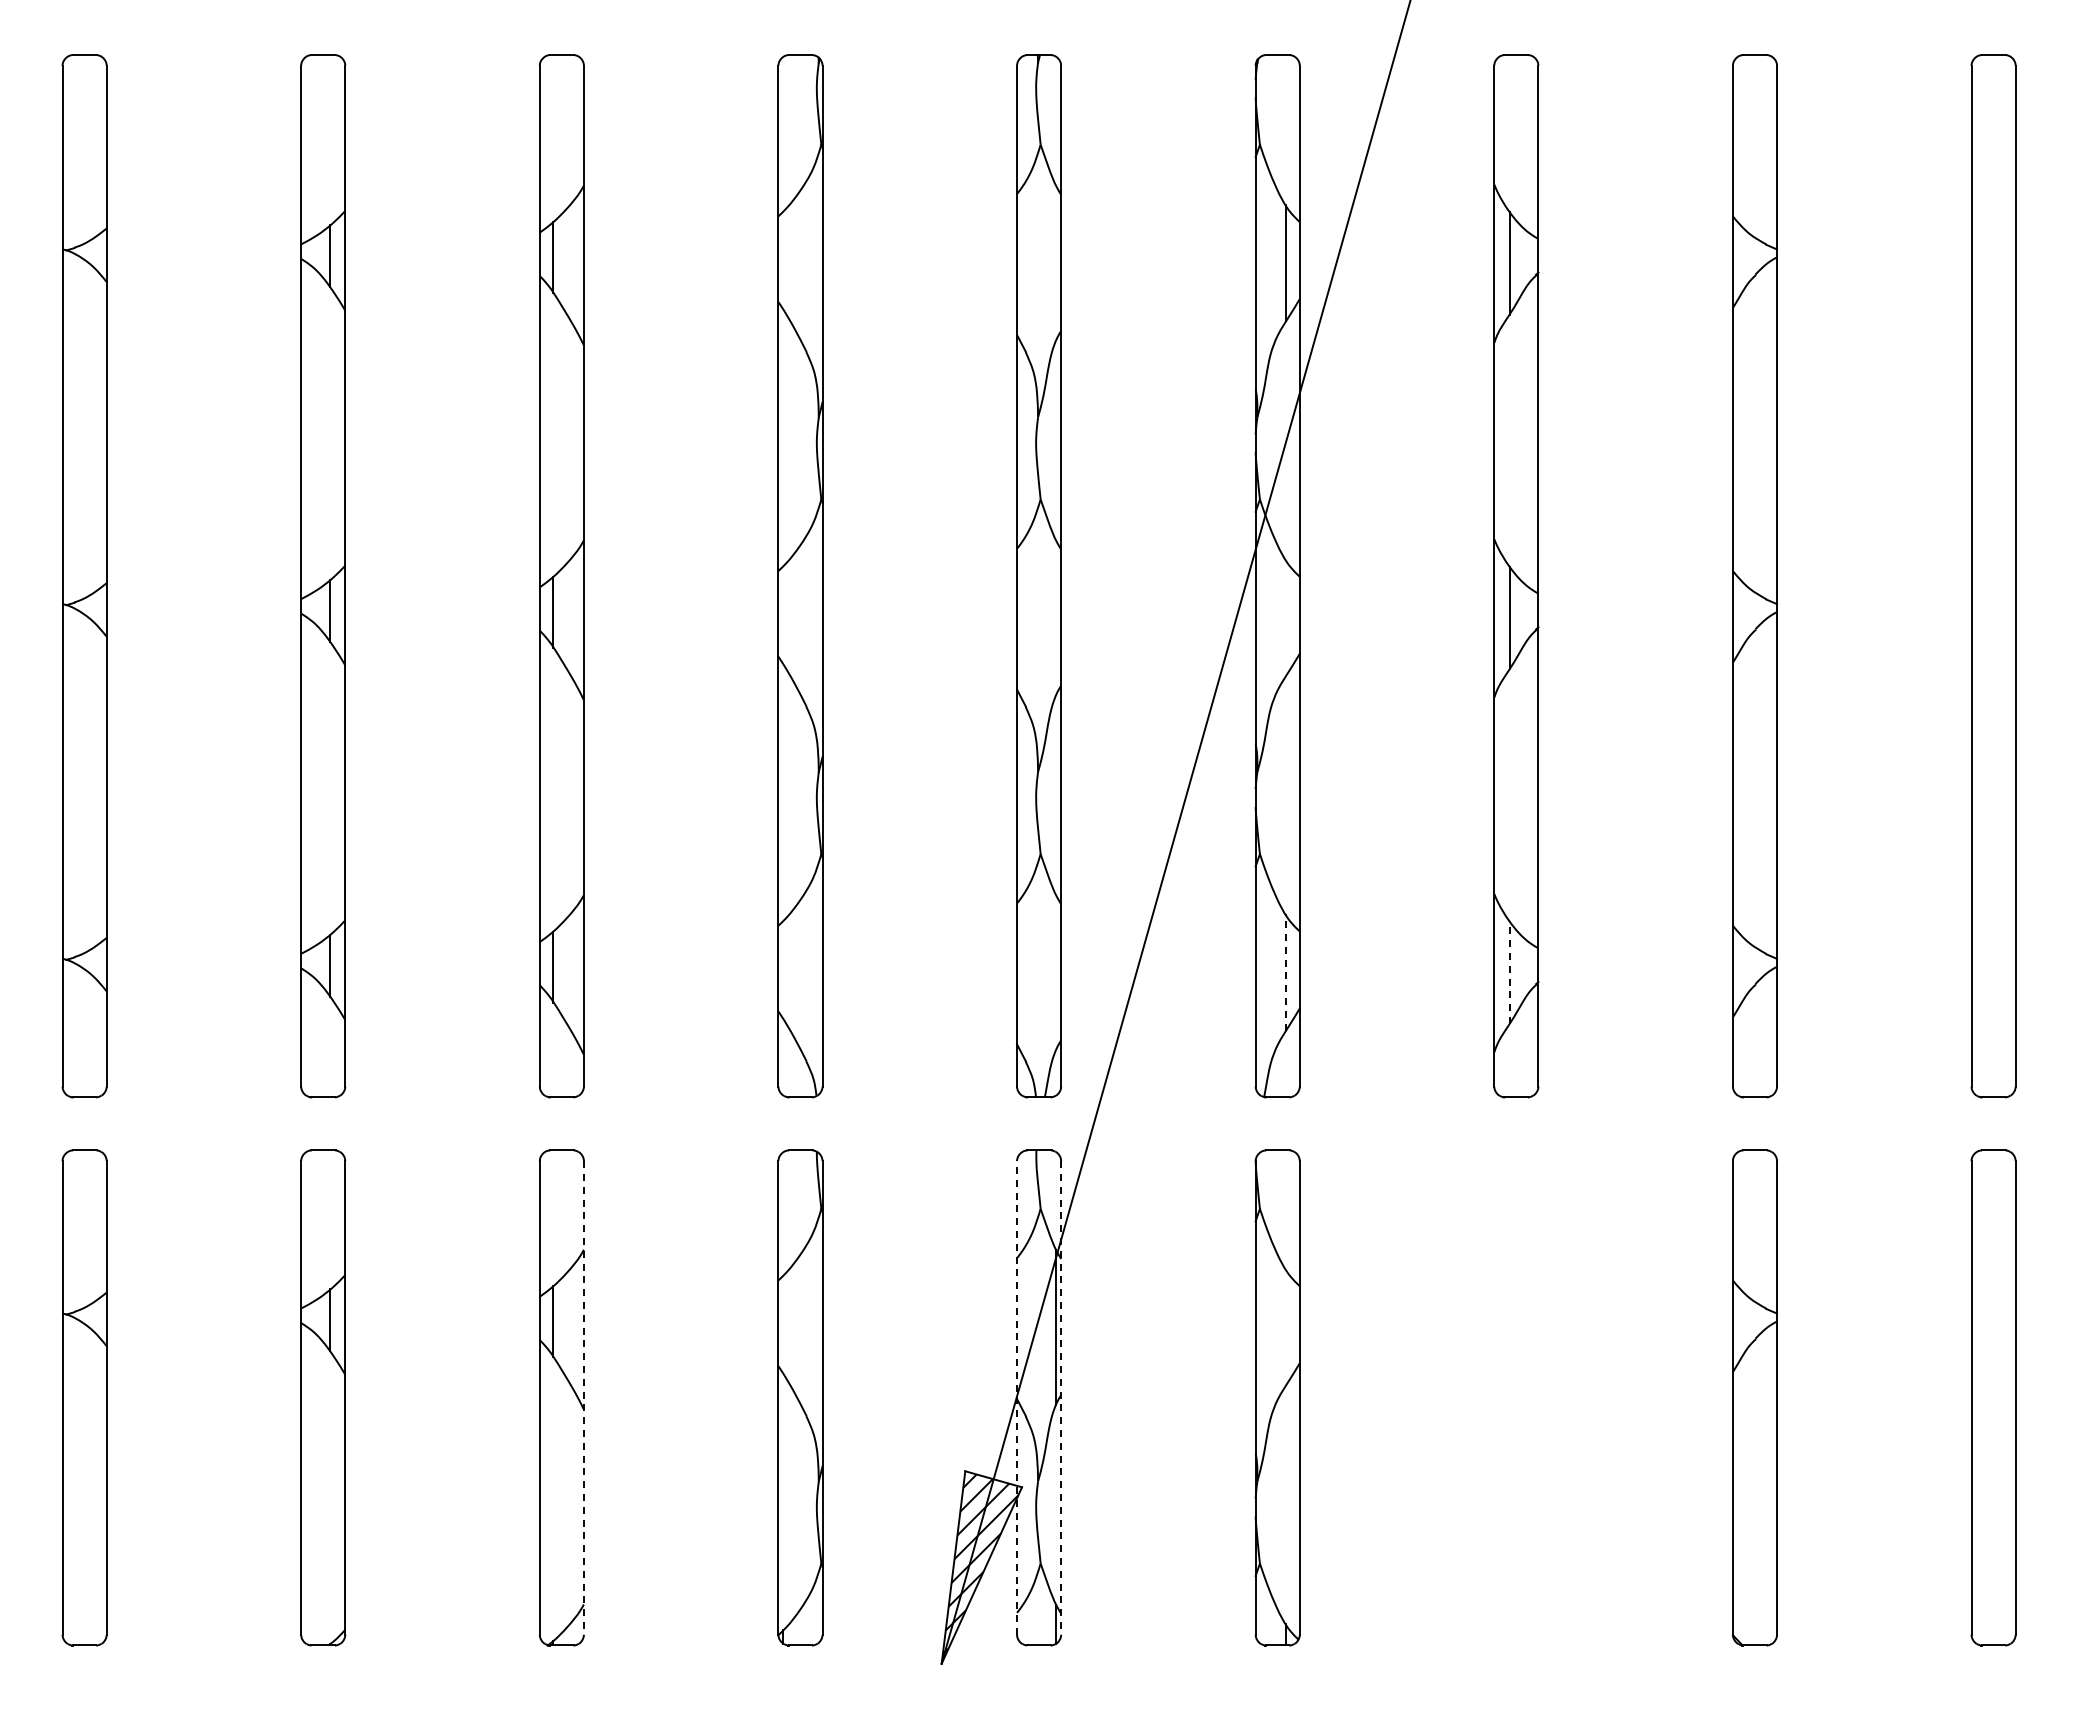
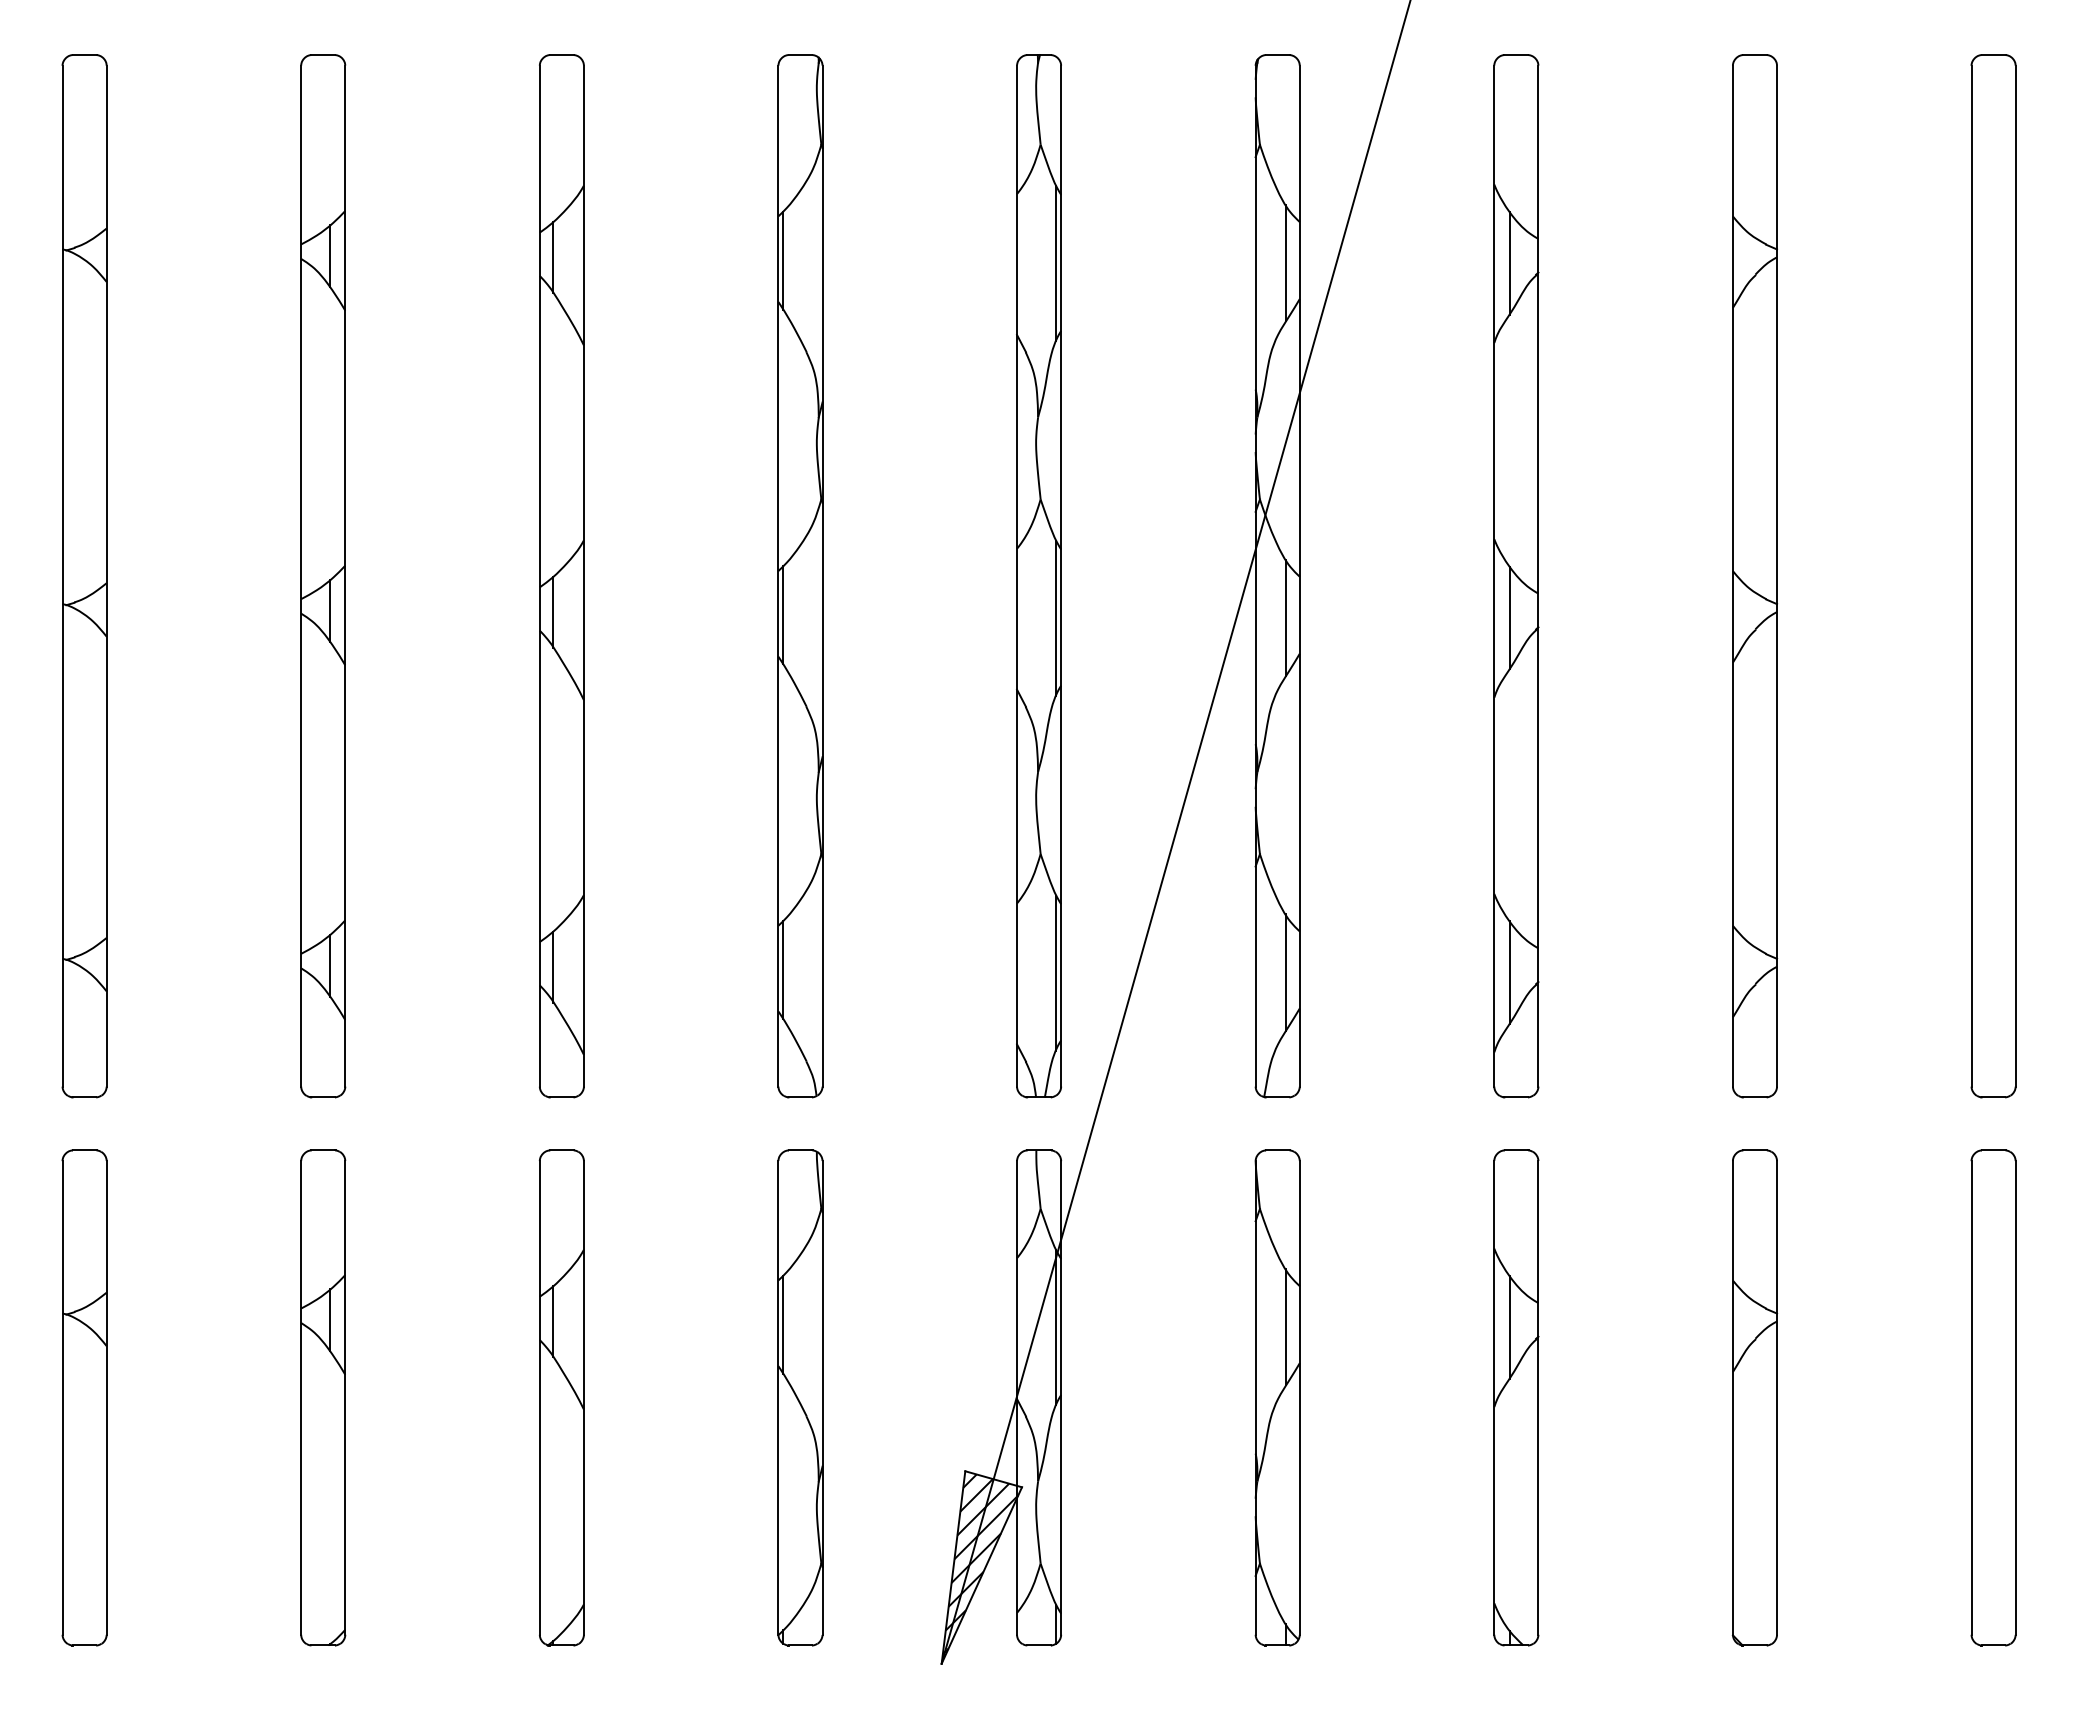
line: none -> present (783, 260)
line: none -> present (1056, 263)
line: none -> present (783, 615)
line: none -> present (1056, 617)
line: none -> present (1286, 617)
line: none -> present (783, 969)
line: none -> present (1056, 972)
line: dashed -> solid (1286, 972)
line: dashed -> solid (1509, 972)
line: none -> present (783, 1324)
line: none -> present (1286, 1327)
line: dashed -> solid (583, 1397)
line: dashed -> solid (1017, 1397)
line: dashed -> solid (1061, 1397)
part: none -> present (1516, 1397)
